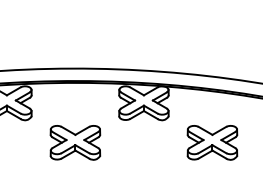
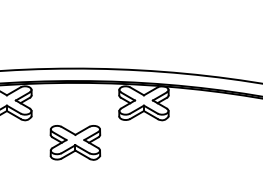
part: present -> none (212, 142)
